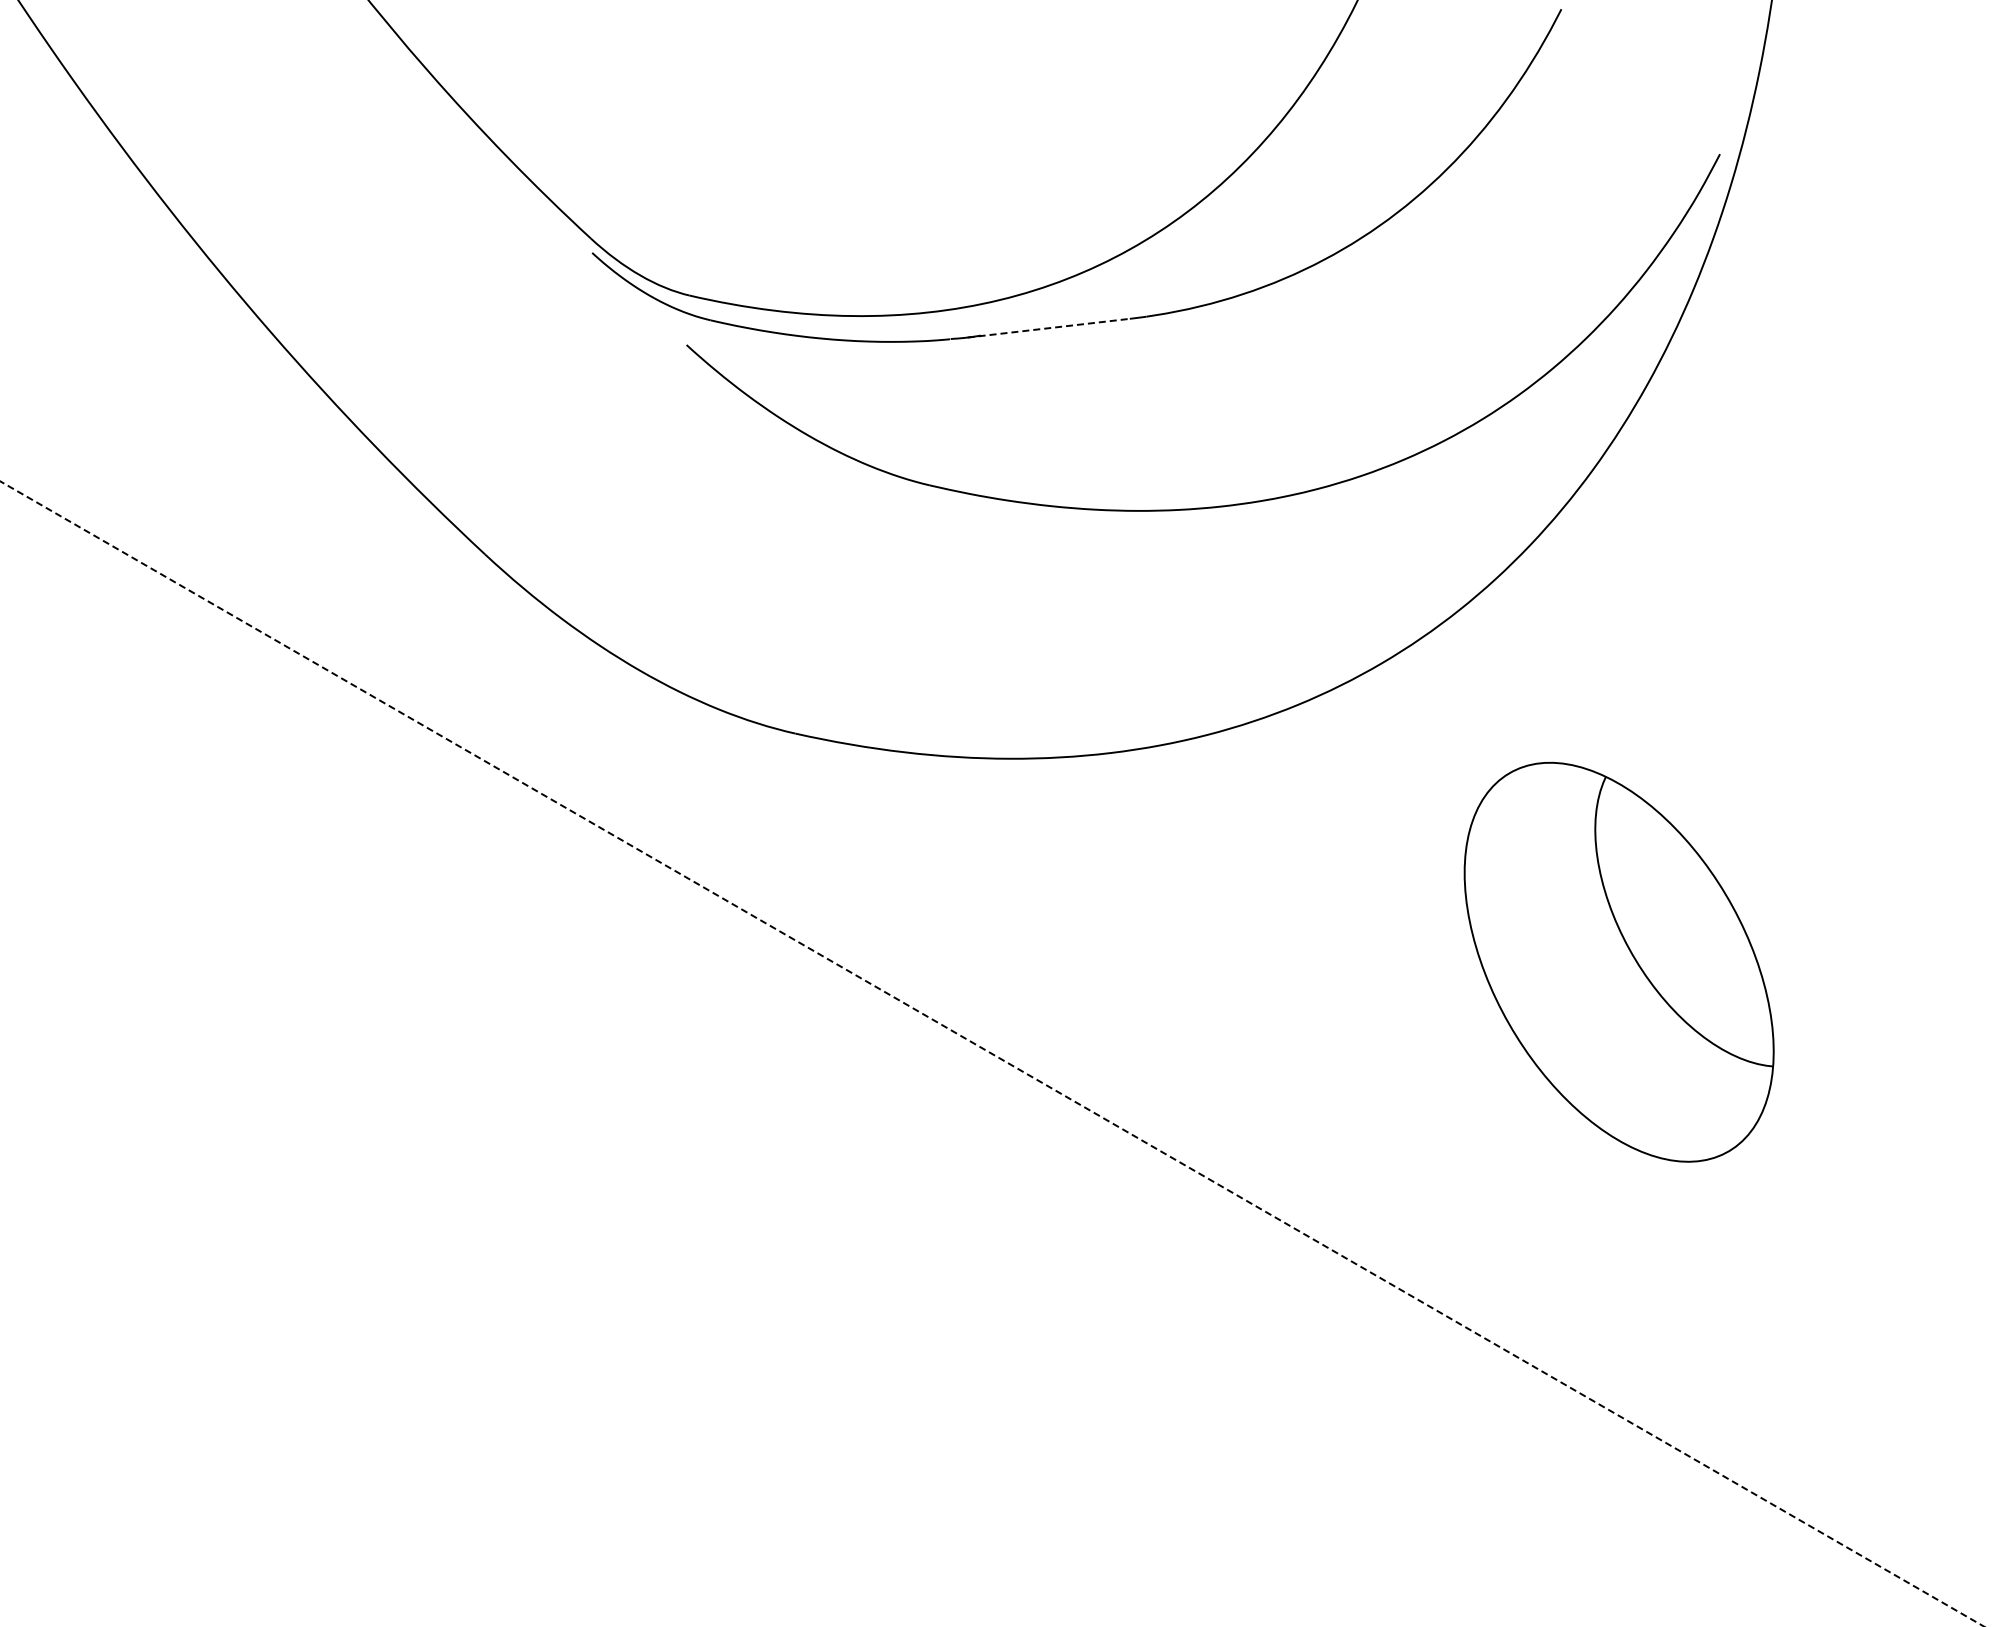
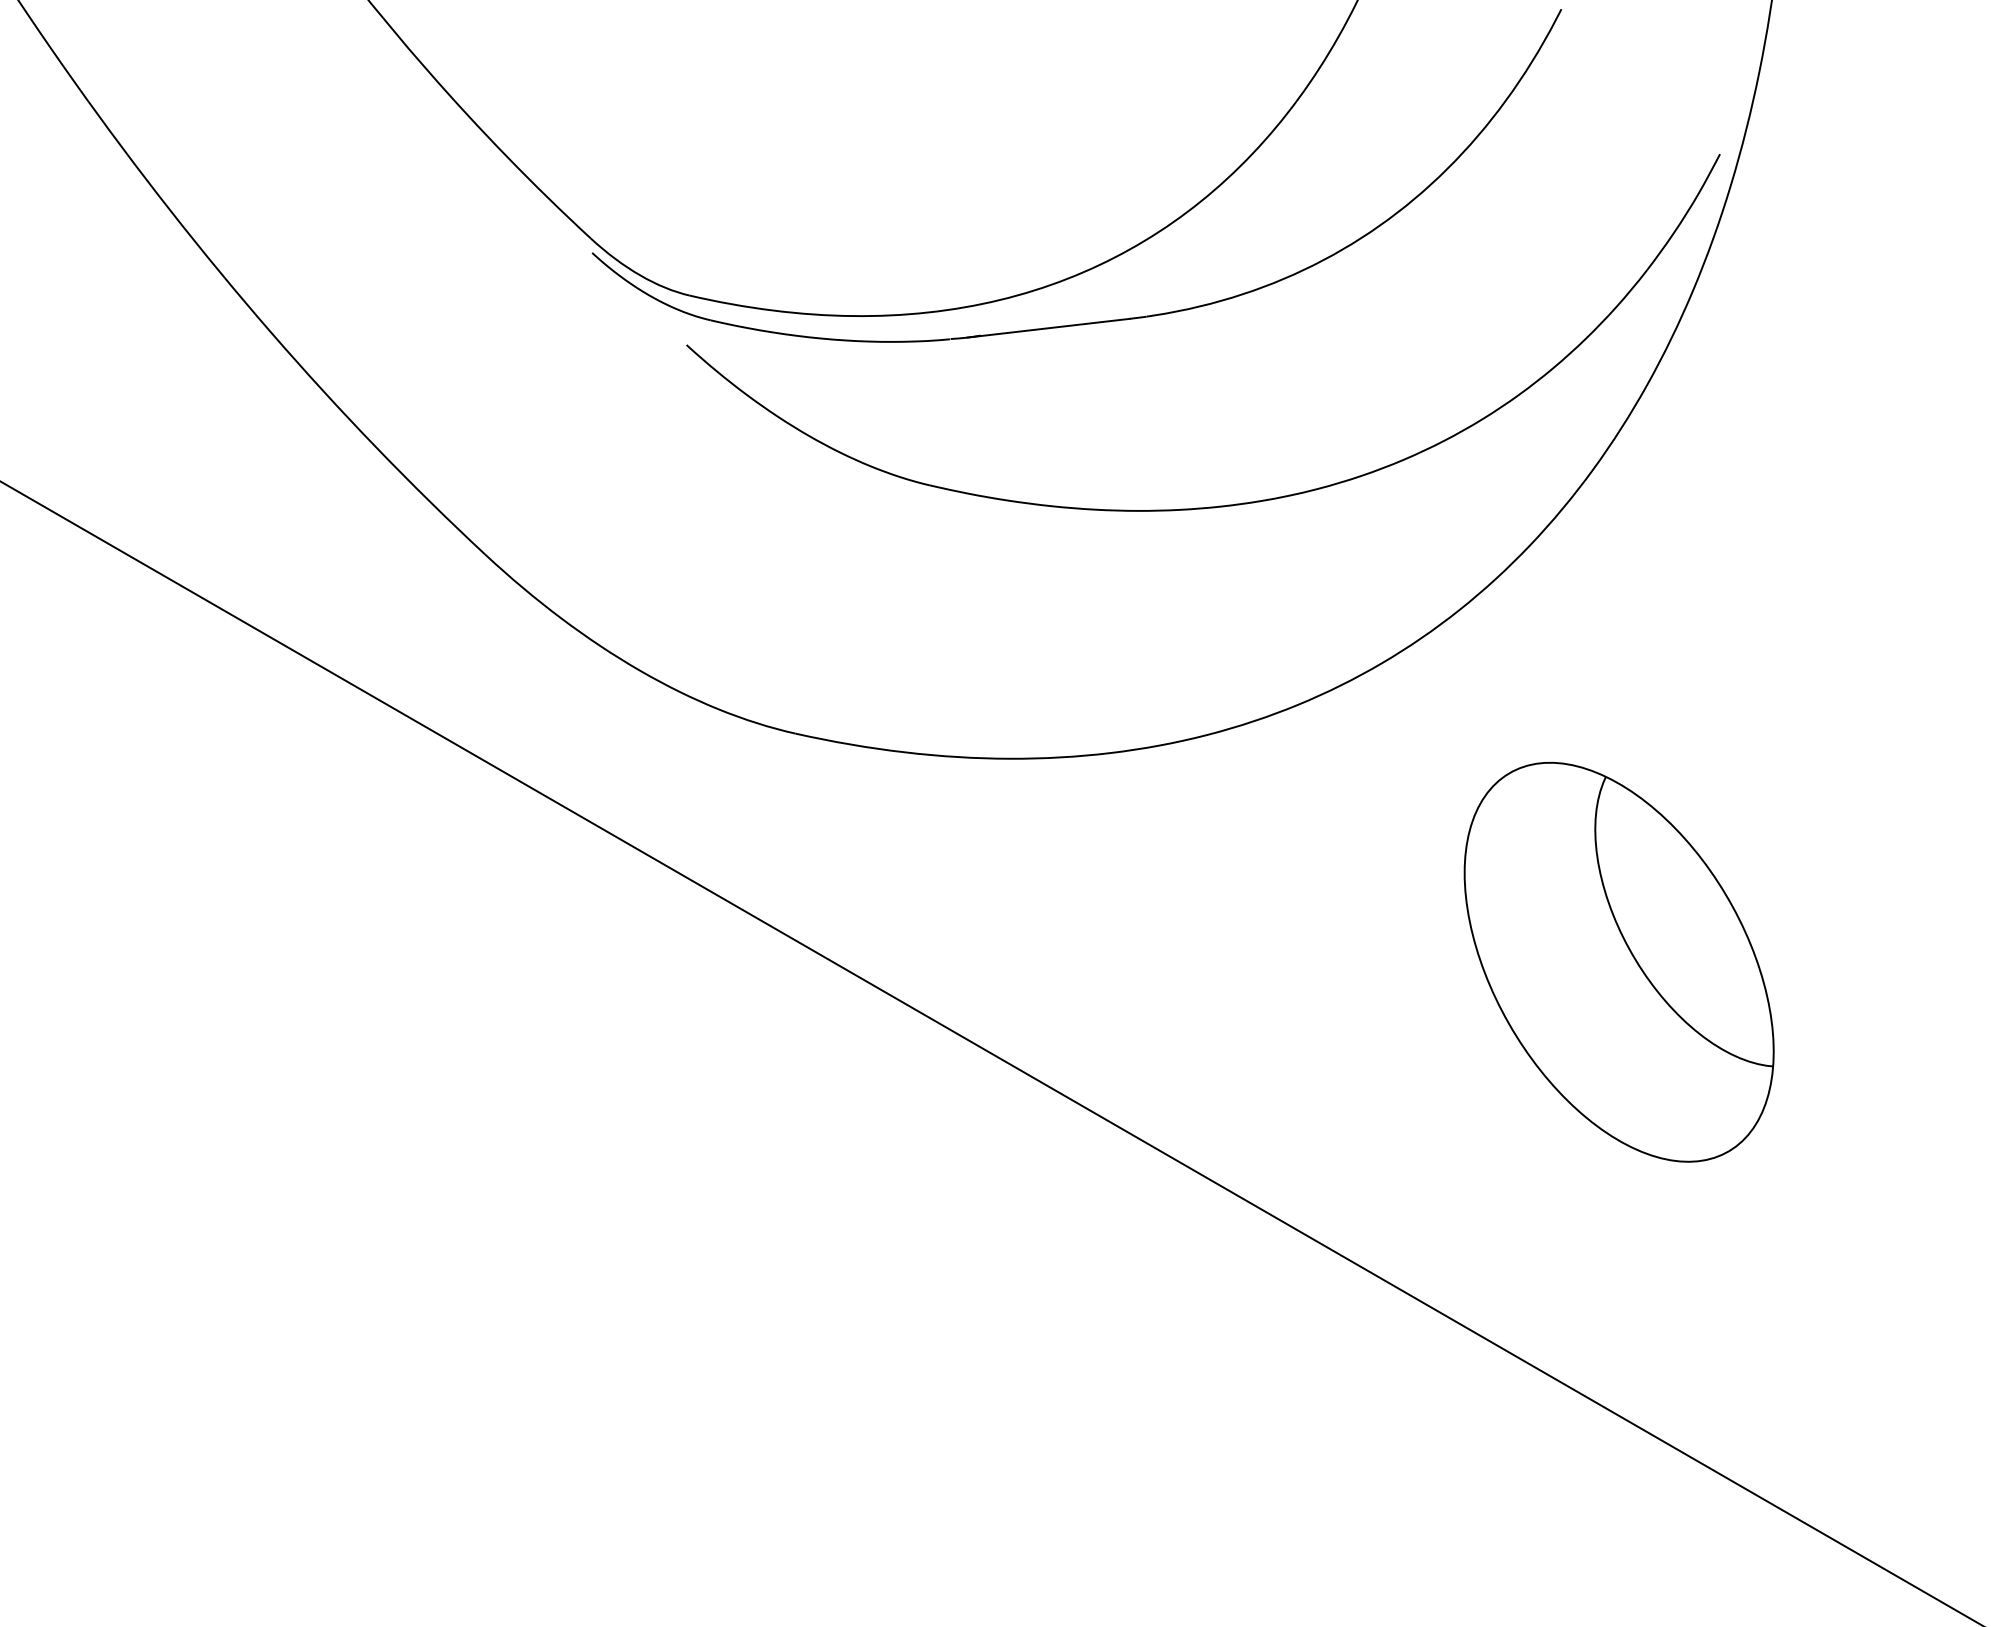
line: dashed -> solid (1048, 328)
line: dashed -> solid (992, 1053)
